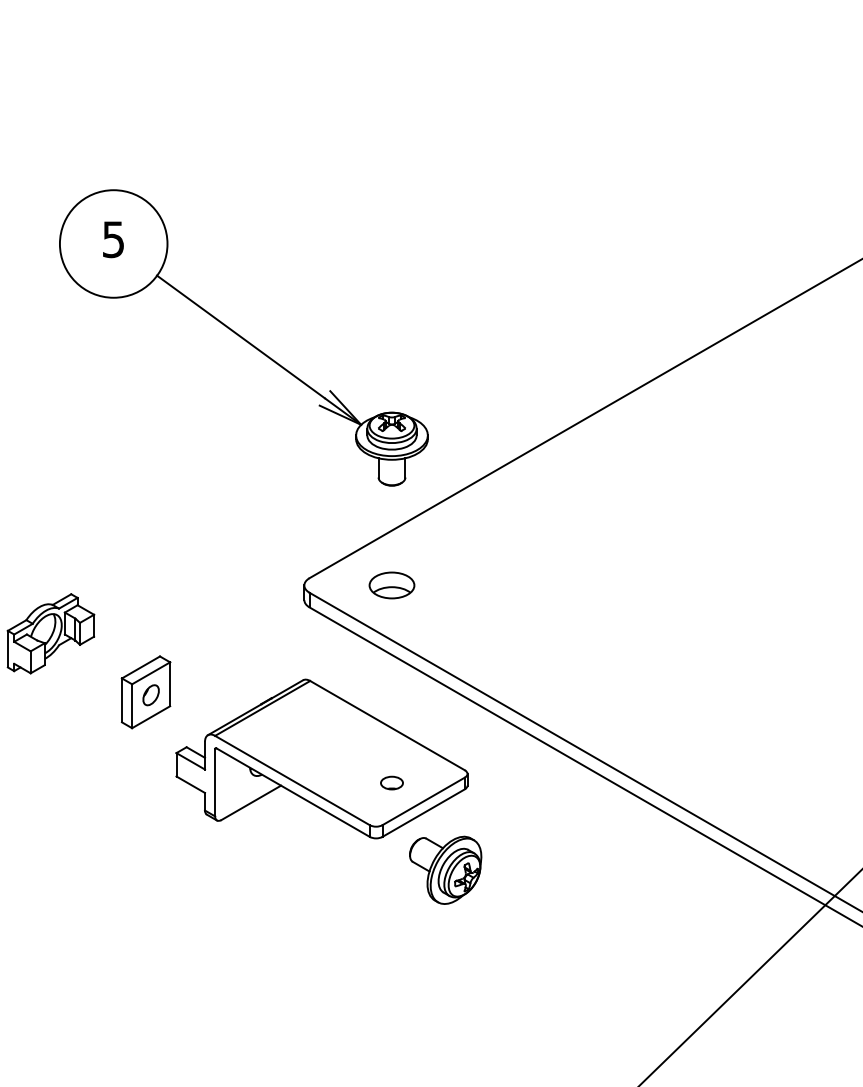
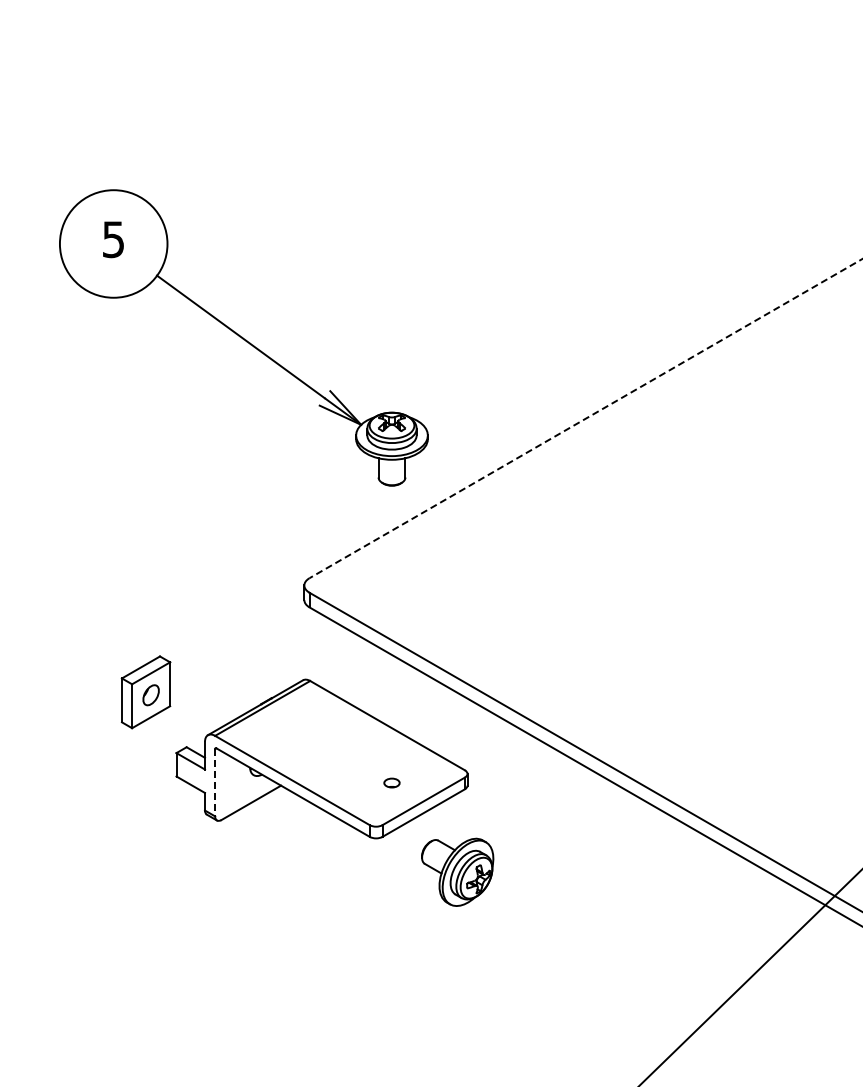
line: solid -> dashed (585, 418)
part: present -> none (391, 585)
part: present -> none (50, 633)
line: solid -> dashed (215, 782)
part size: 24x16 px -> 18x12 px (391, 782)
part position: (445, 869) -> (457, 871) (457, 871)
